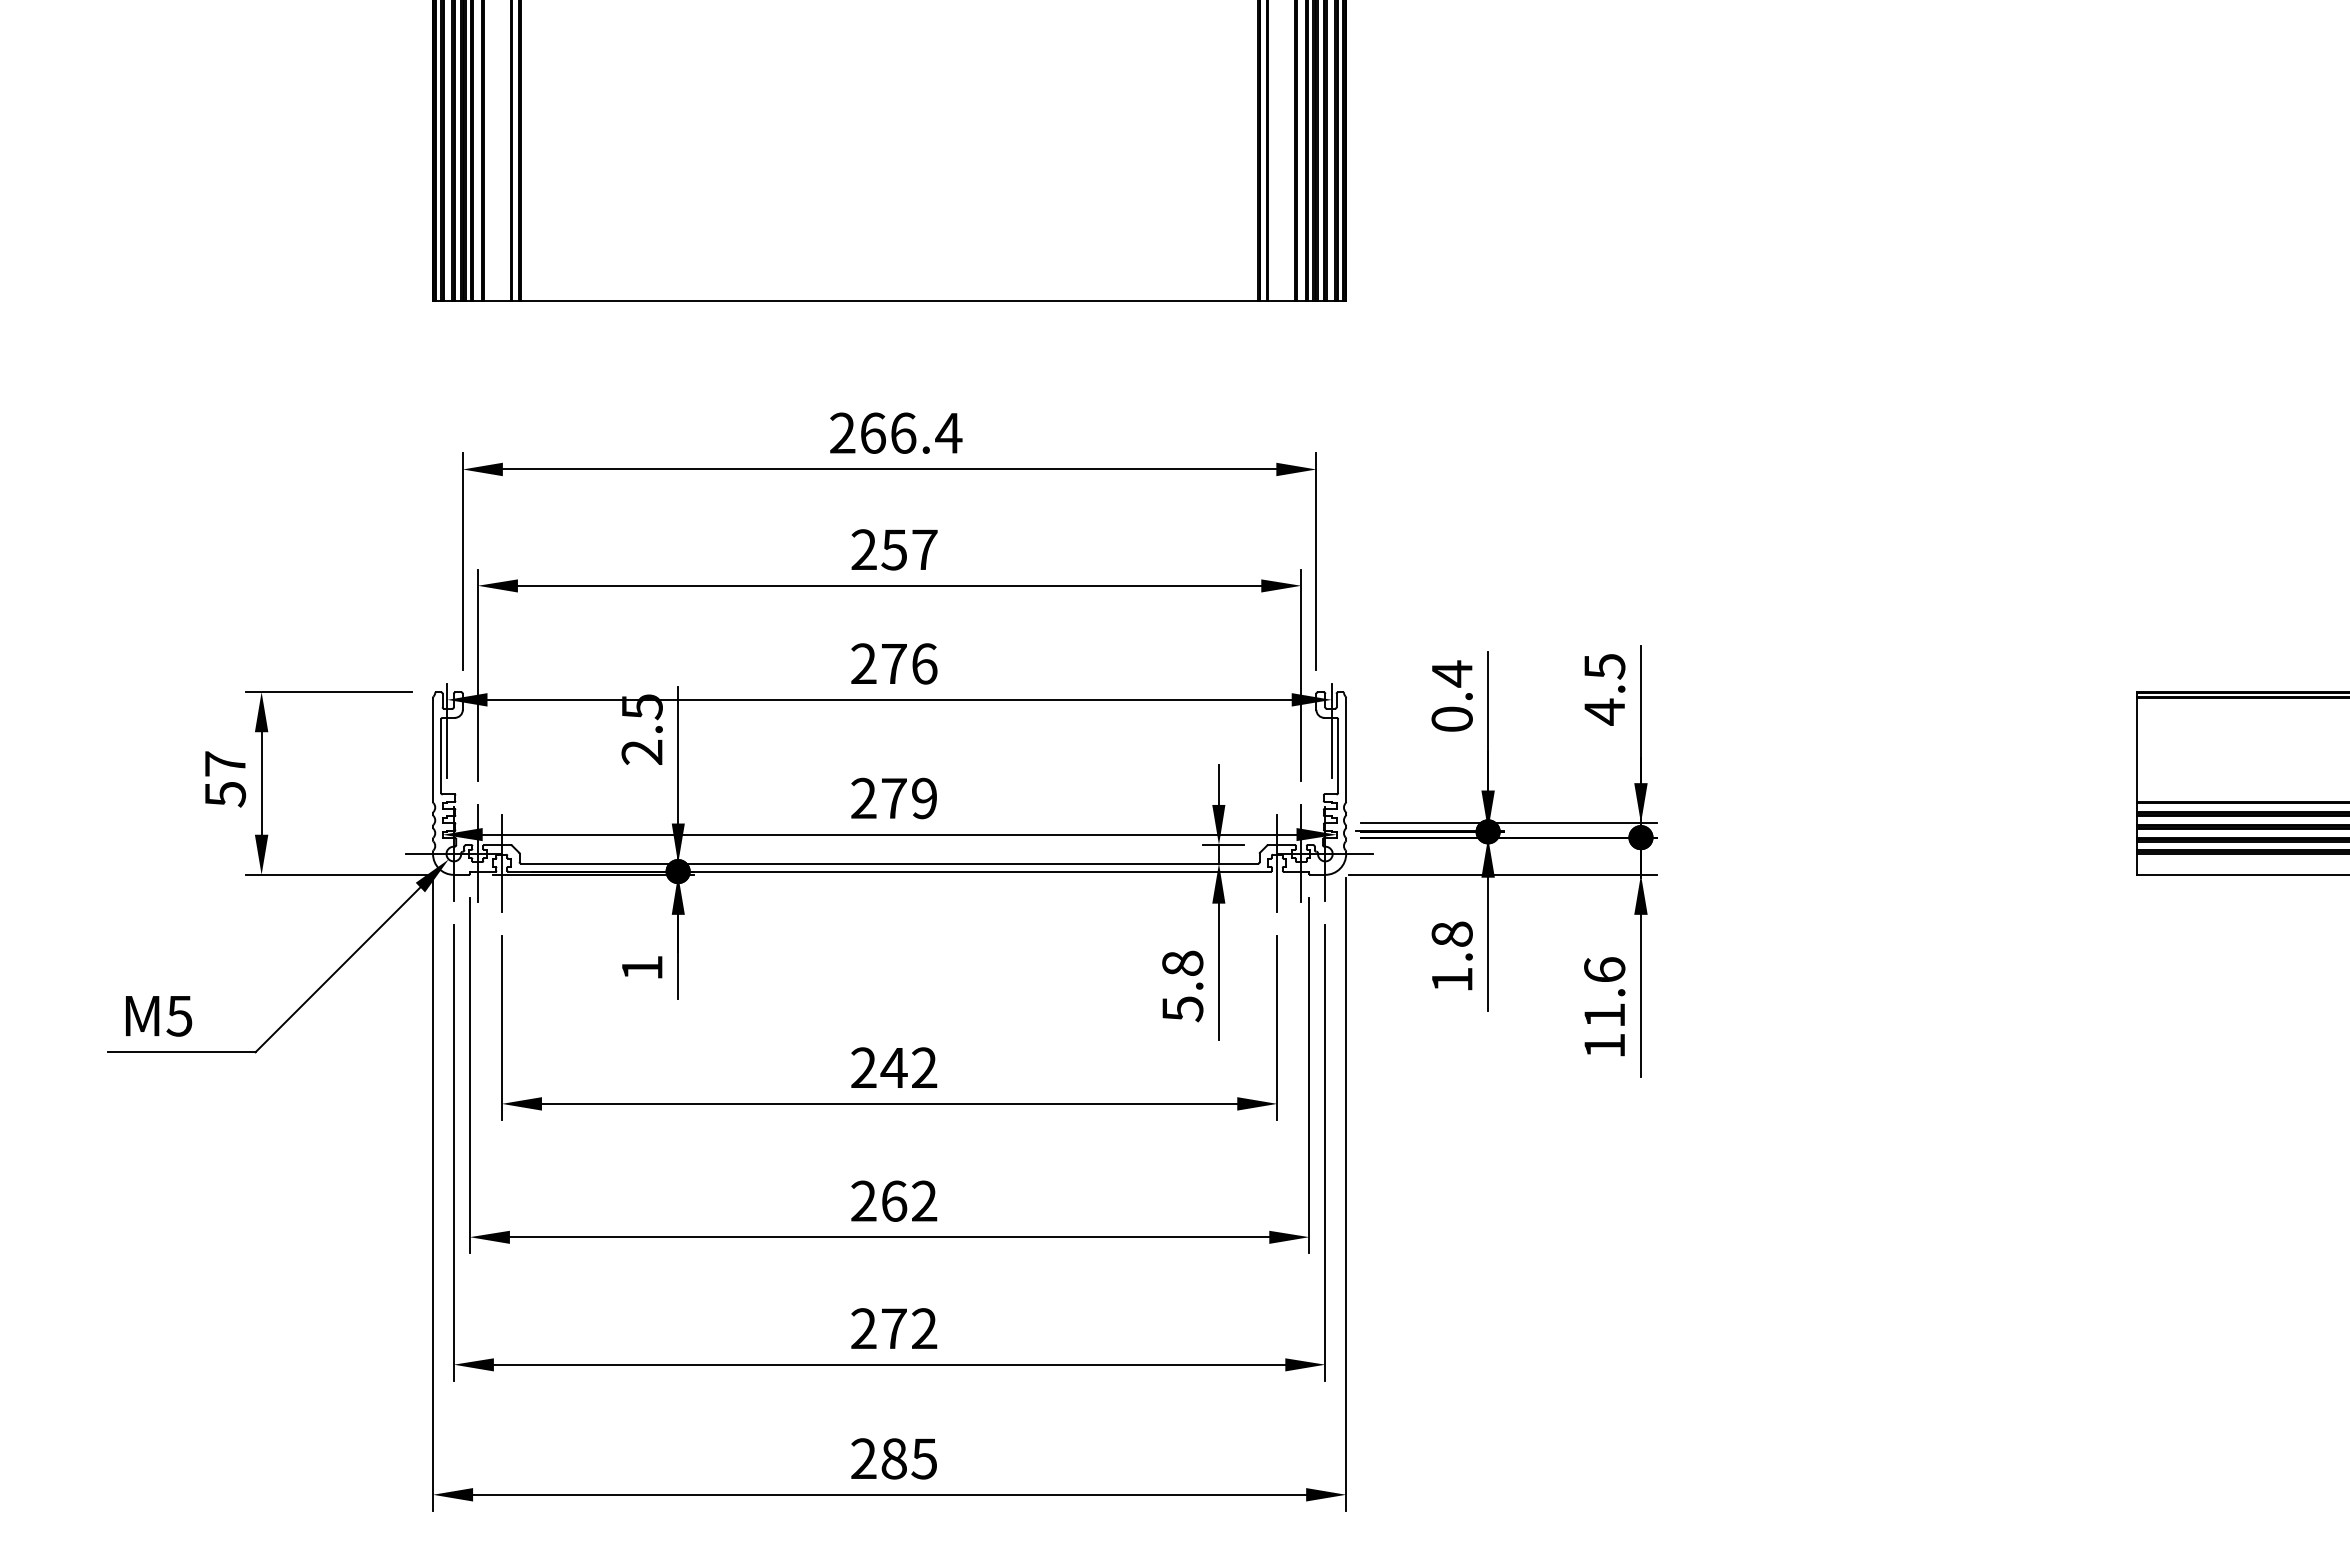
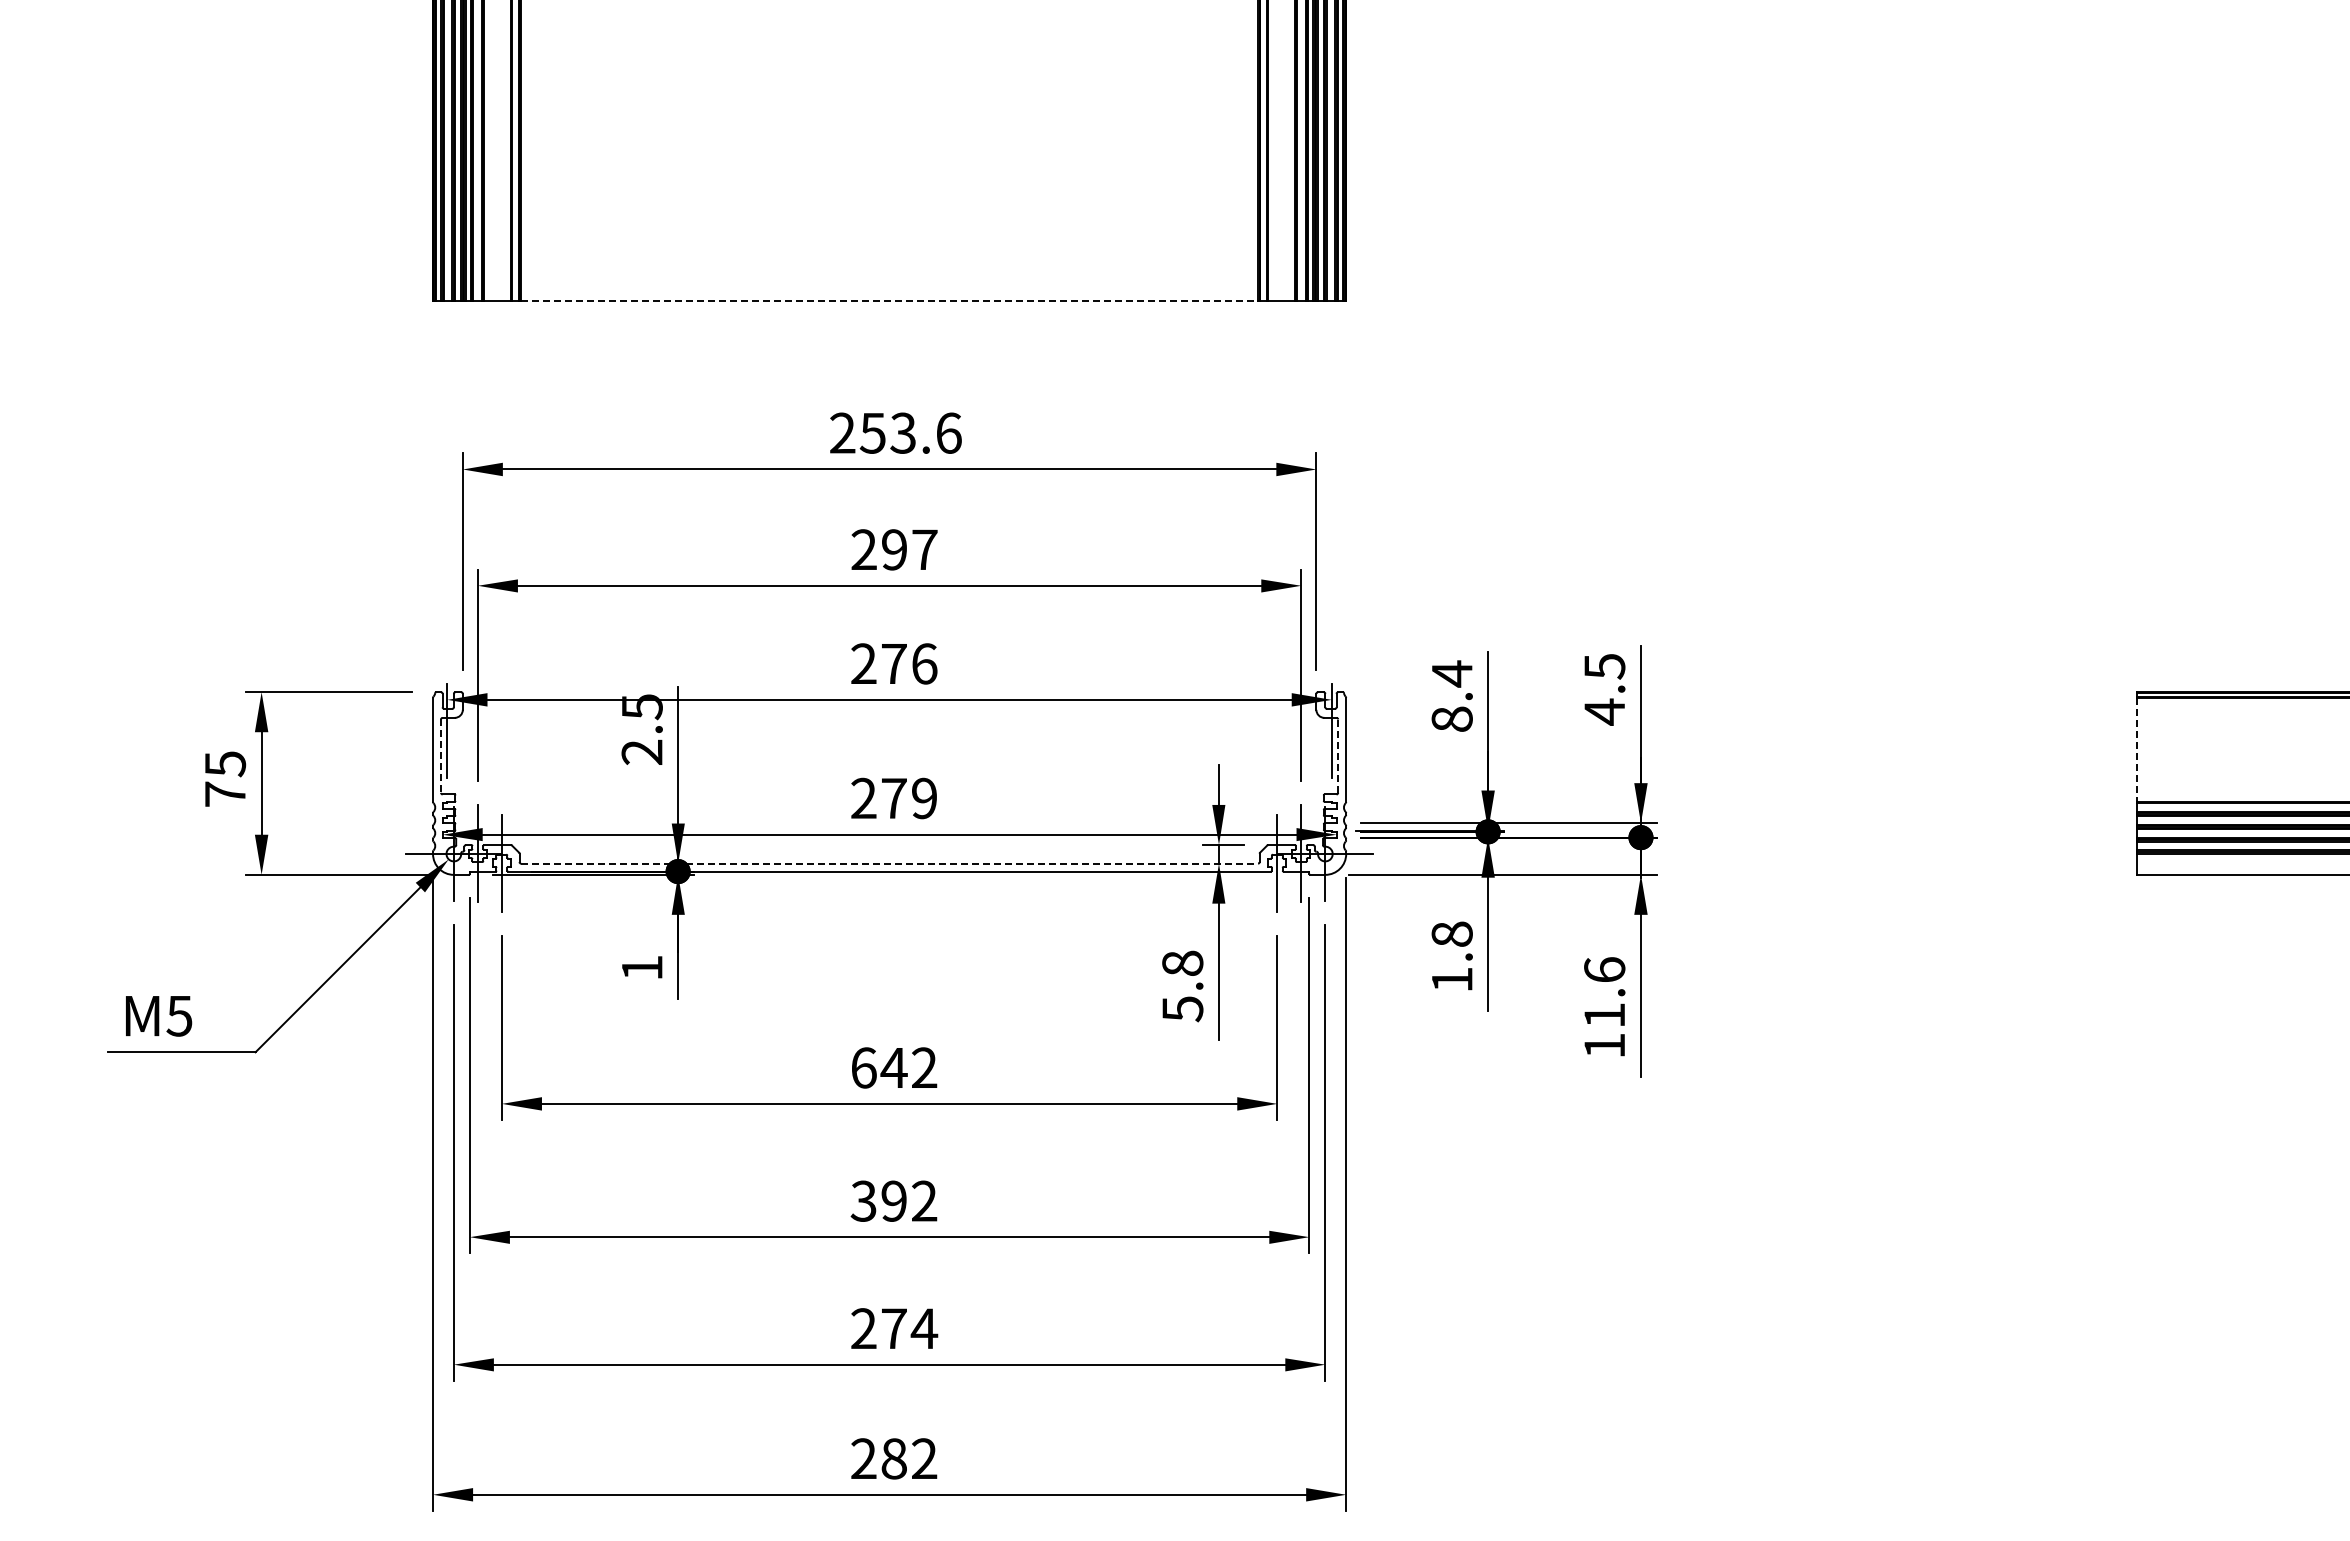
line: solid -> dashed (890, 300)
text: 266.4 -> 253.6 (910, 432)
text: 257 -> 297 (893, 549)
text: 0.4 -> 8.4 (1451, 718)
line: solid -> dashed (2137, 750)
line: solid -> dashed (441, 756)
line: solid -> dashed (1338, 756)
text: 57 -> 75 (225, 779)
line: solid -> dashed (890, 863)
text: 242 -> 642 (863, 1067)
text: 262 -> 392 (878, 1200)
text: 272 -> 274 (924, 1328)
text: 285 -> 282 (924, 1458)
